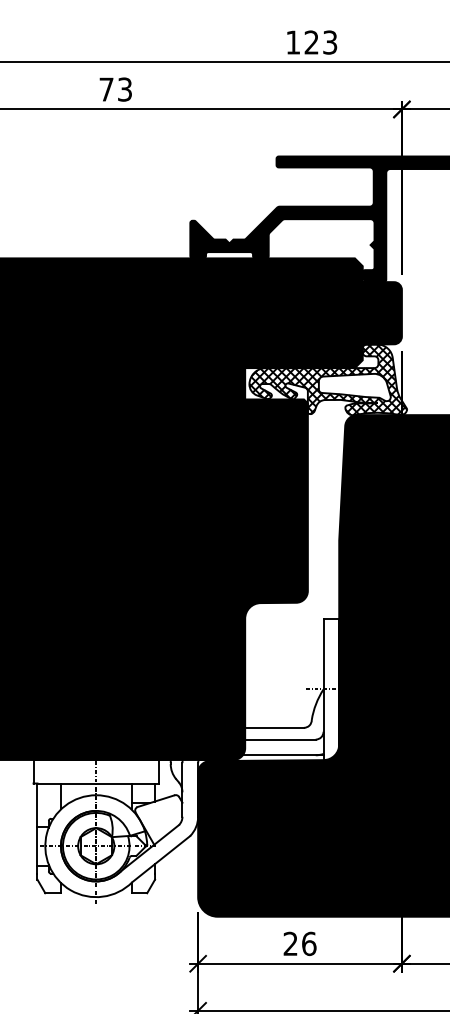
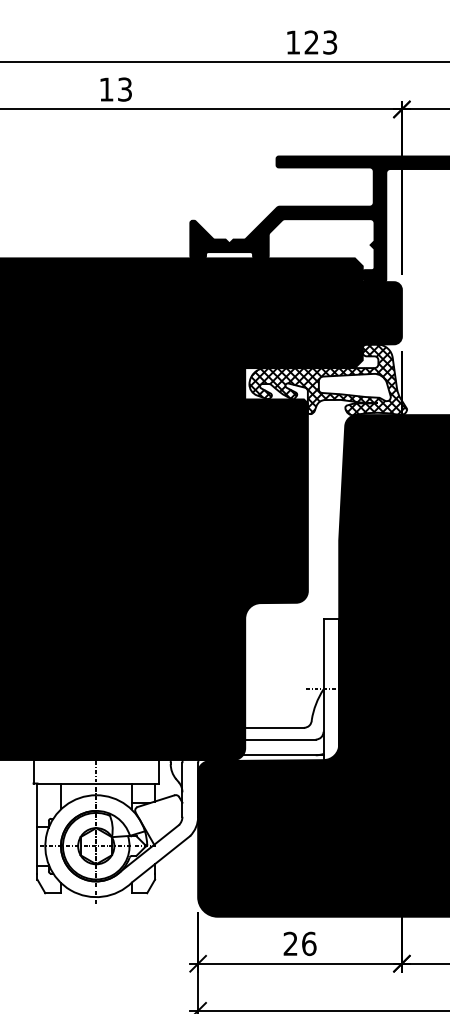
text: 73 -> 13 (106, 89)
